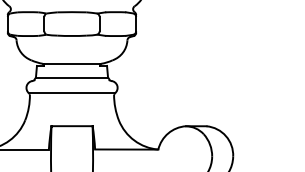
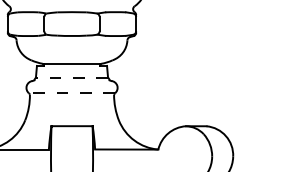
line: solid -> dashed (71, 77)
line: solid -> dashed (71, 93)
